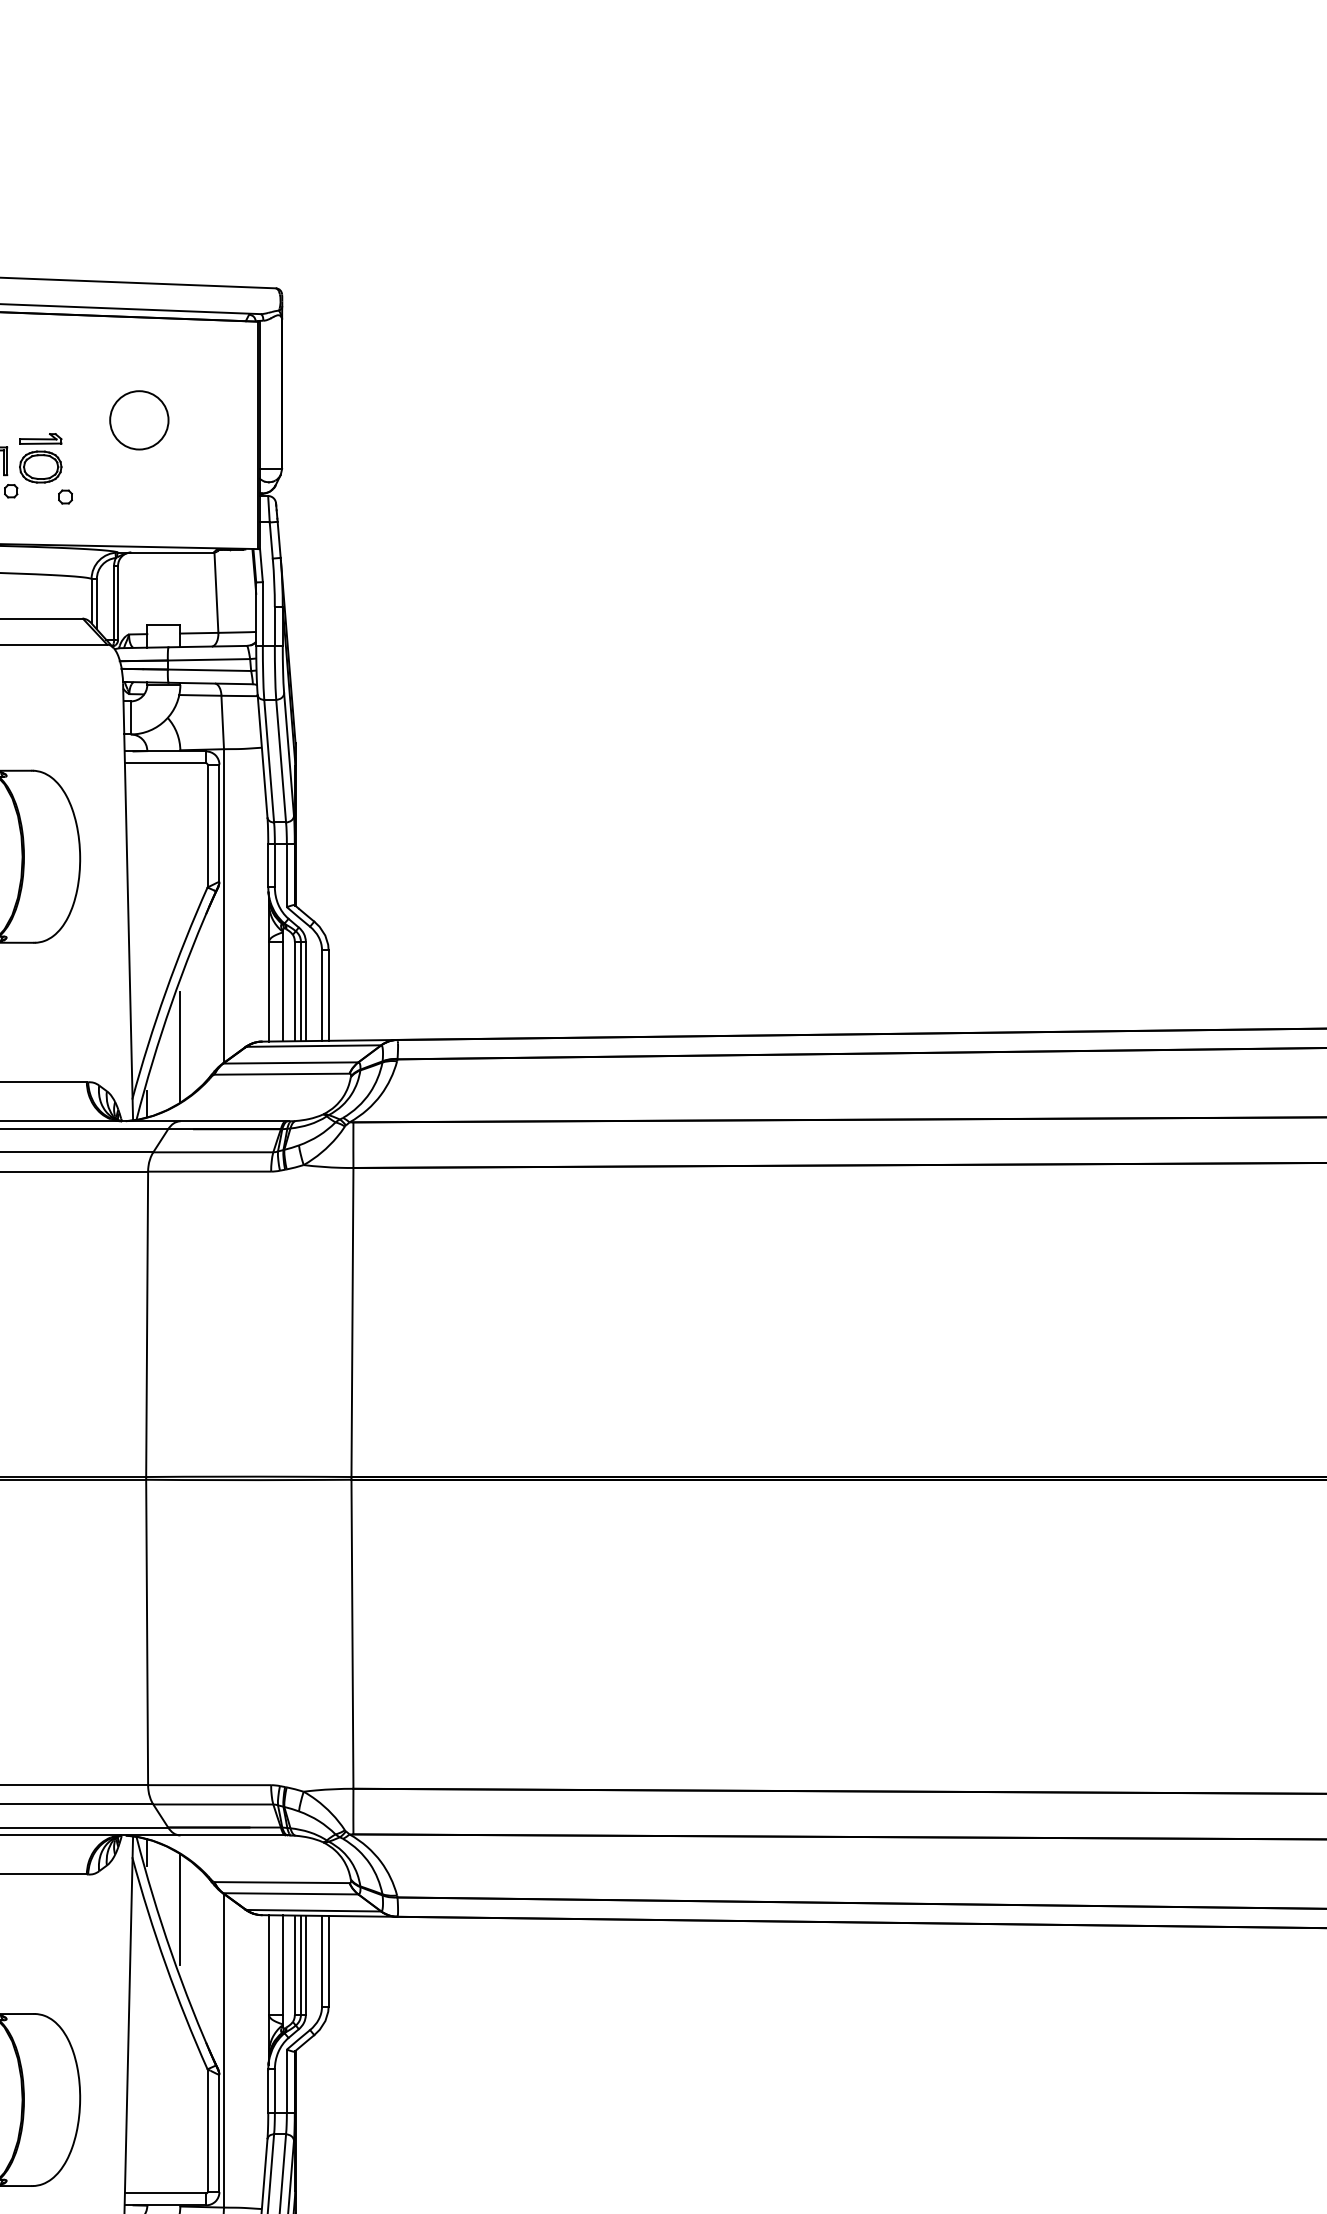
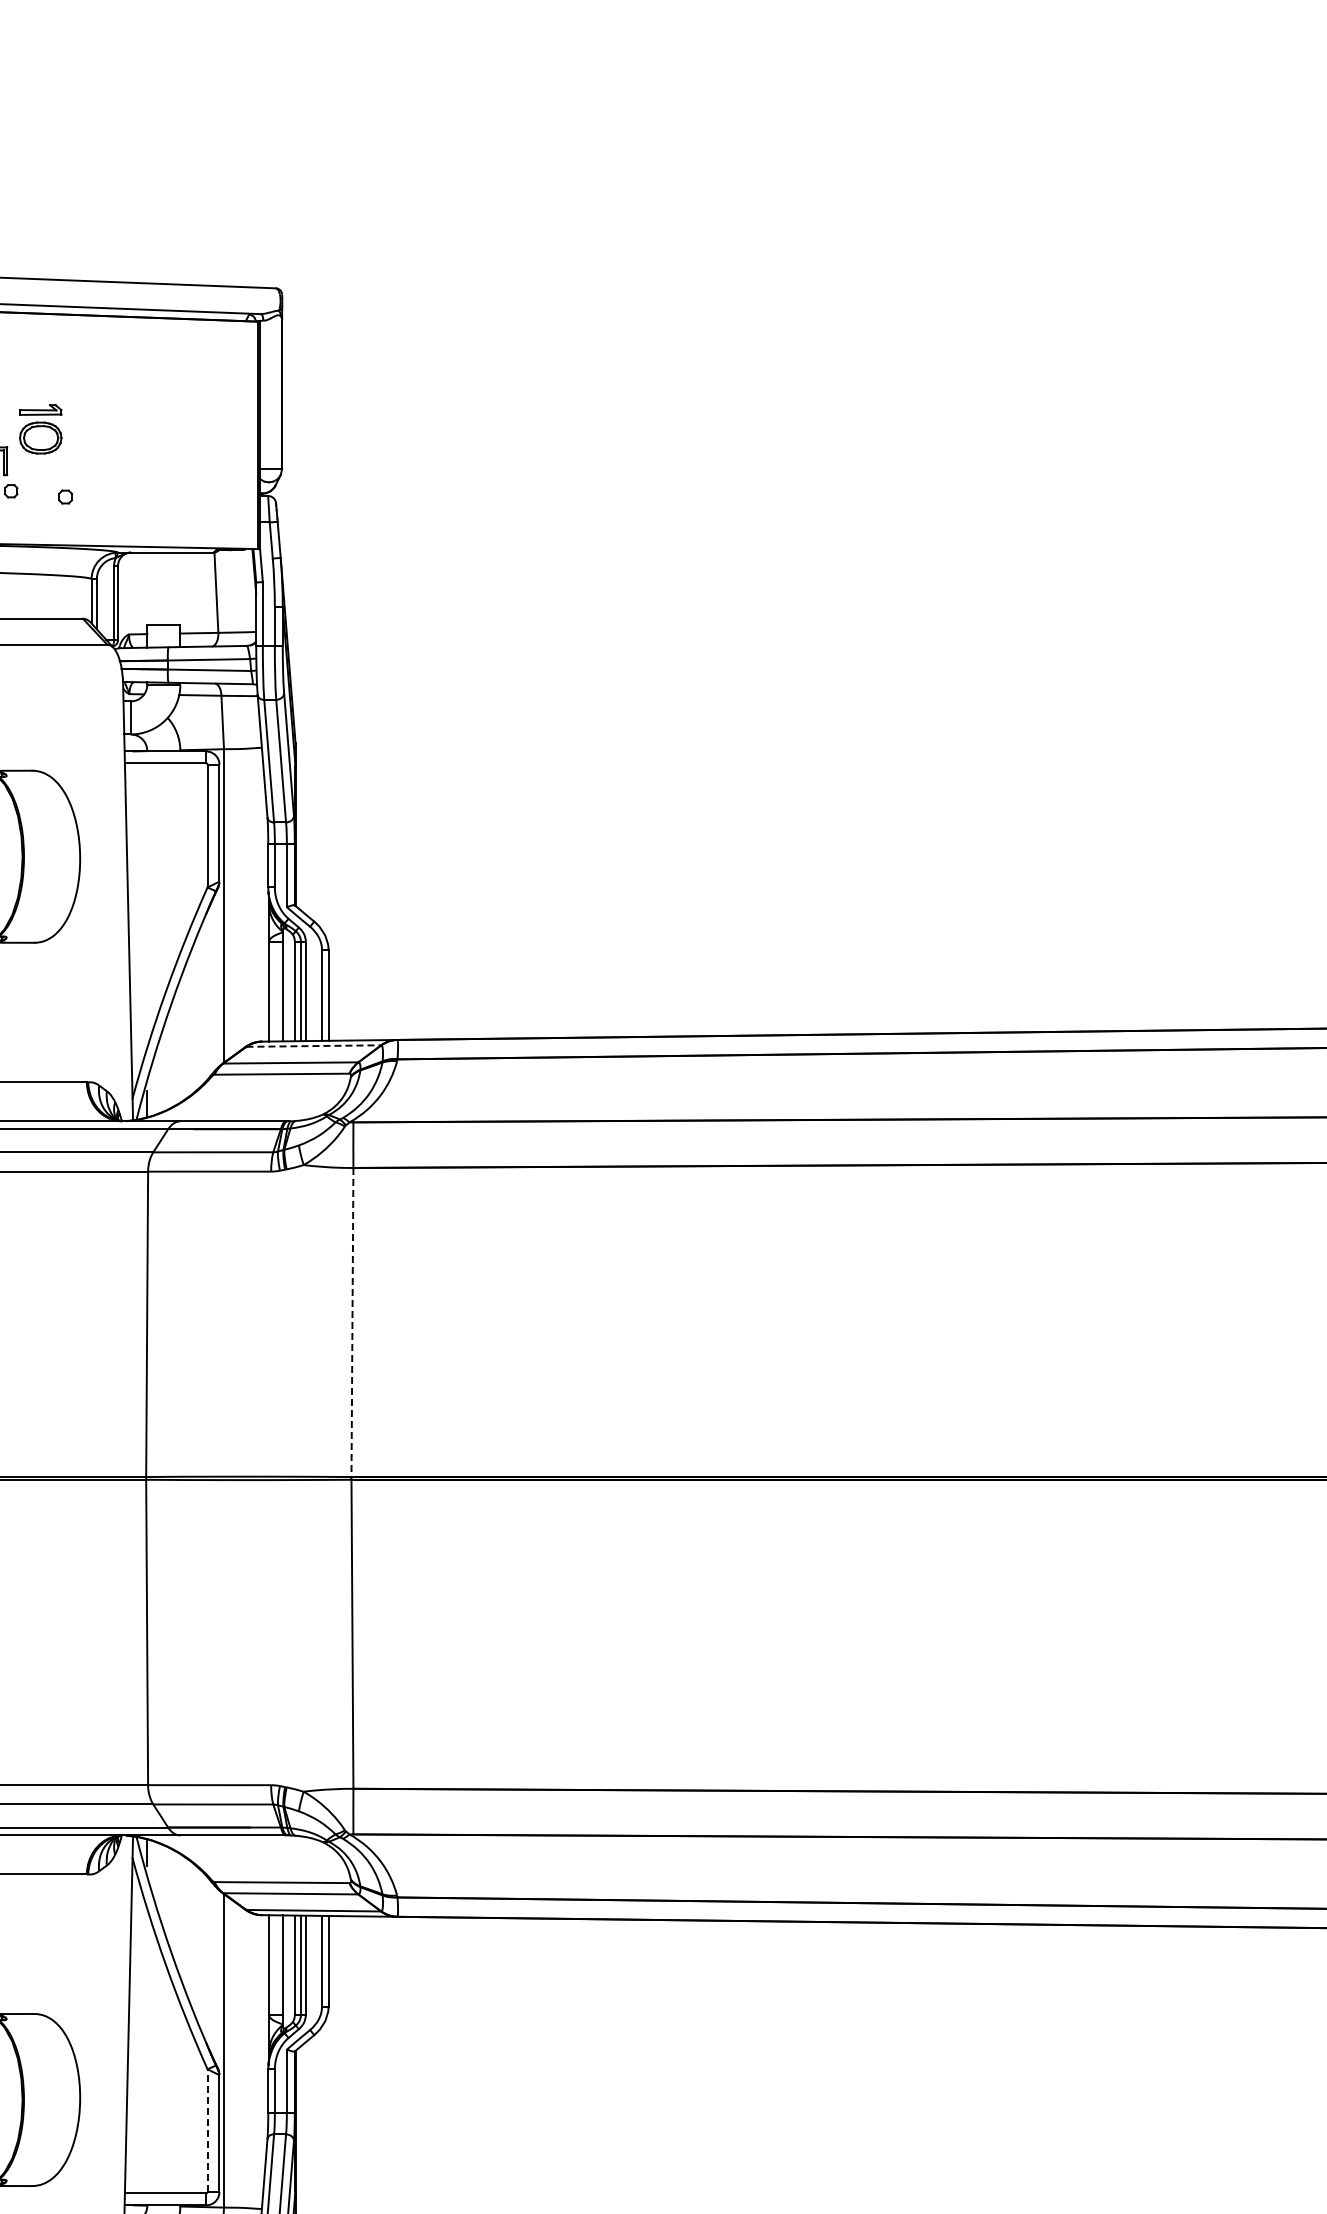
part: present -> none (139, 420)
part position: (40, 458) -> (40, 429) (40, 429)
line: present -> none (180, 1046)
line: solid -> dashed (314, 1046)
line: solid -> dashed (352, 1322)
line: present -> none (180, 1909)
line: solid -> dashed (207, 2130)
